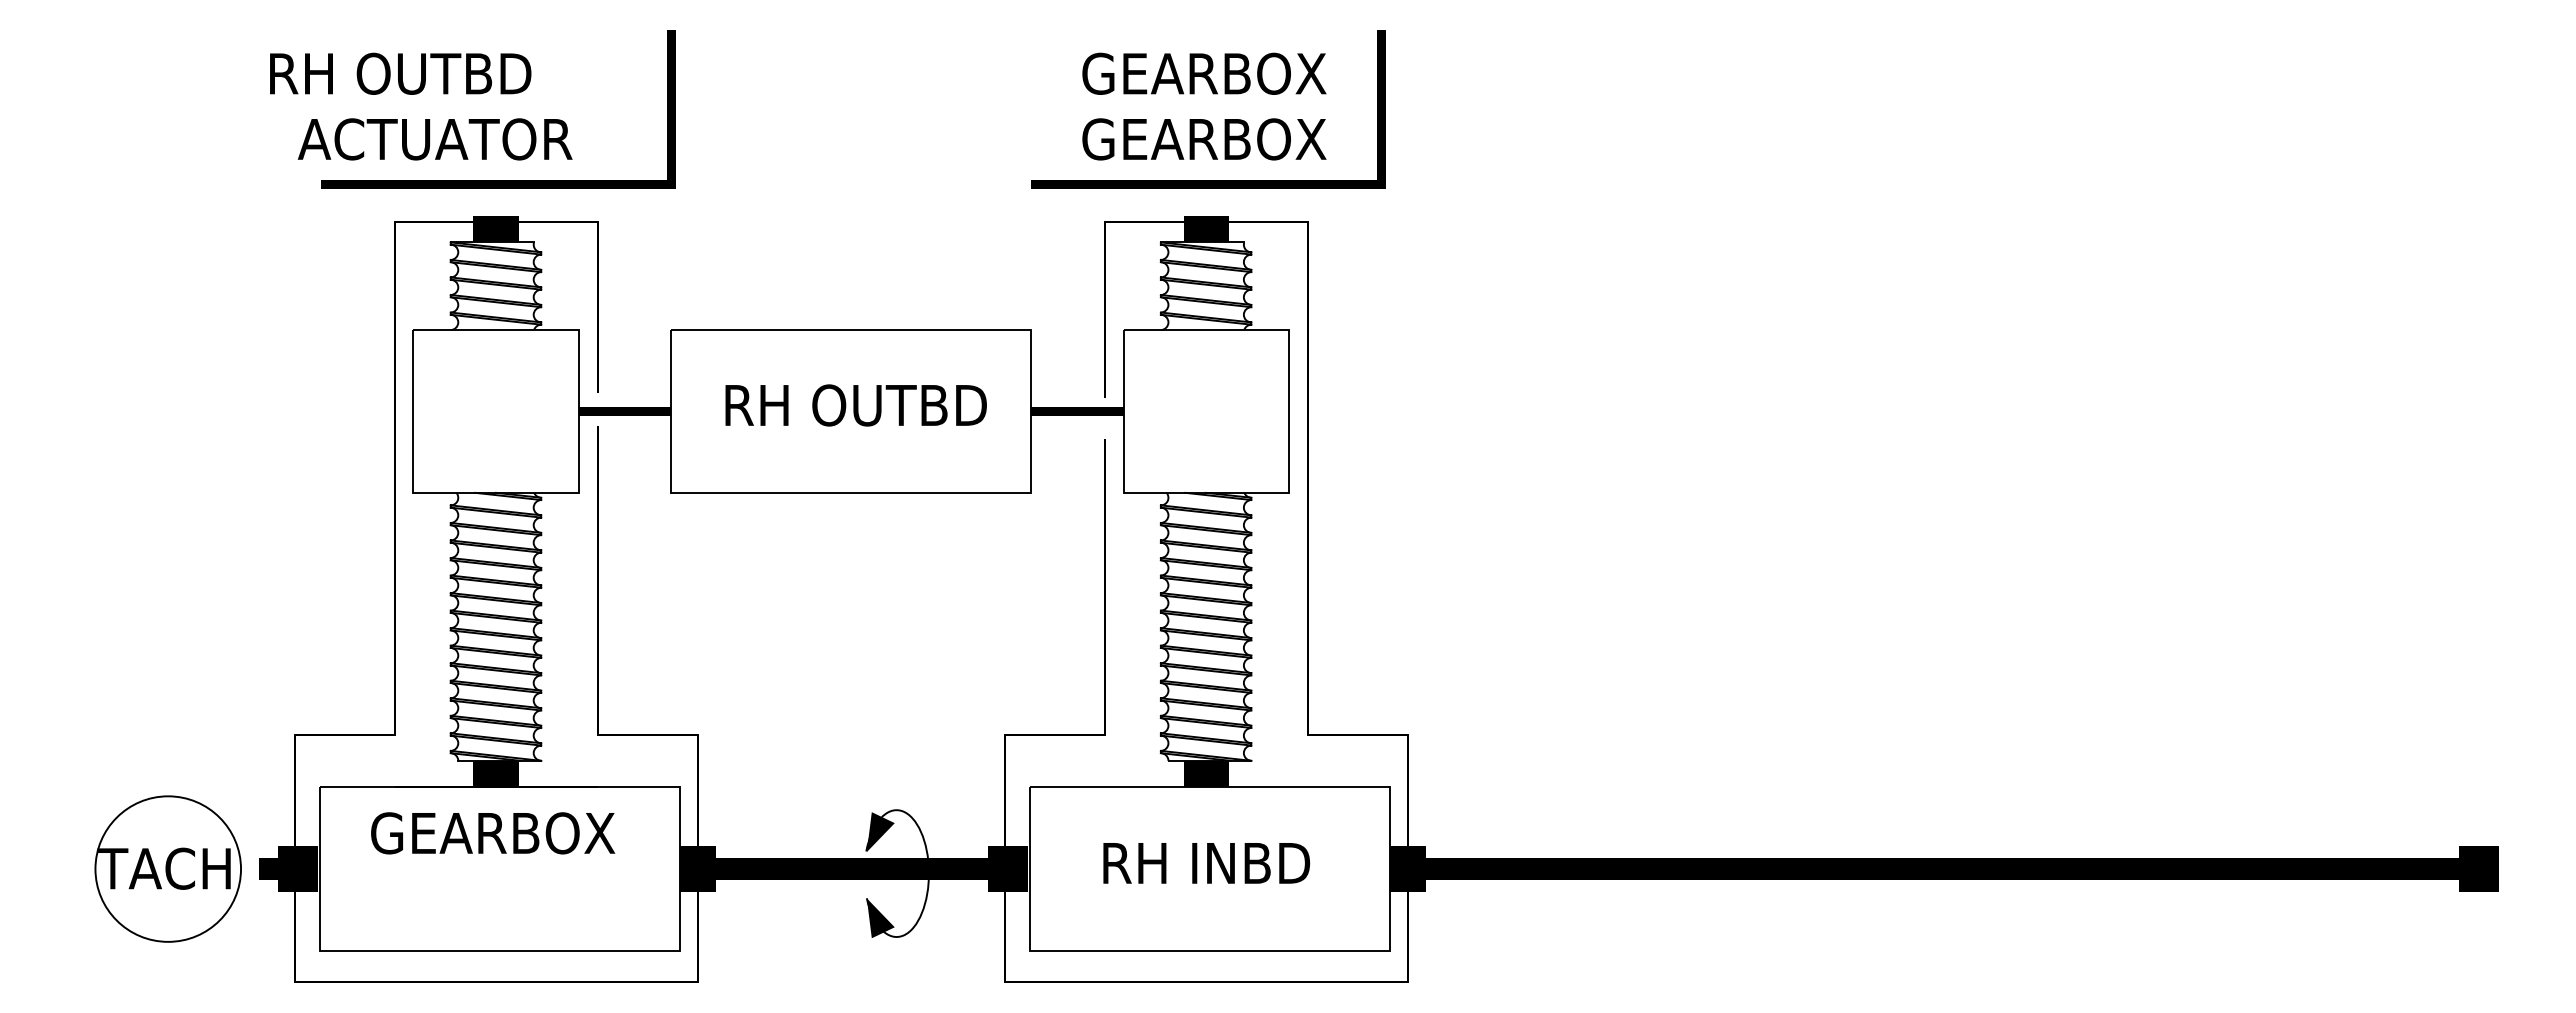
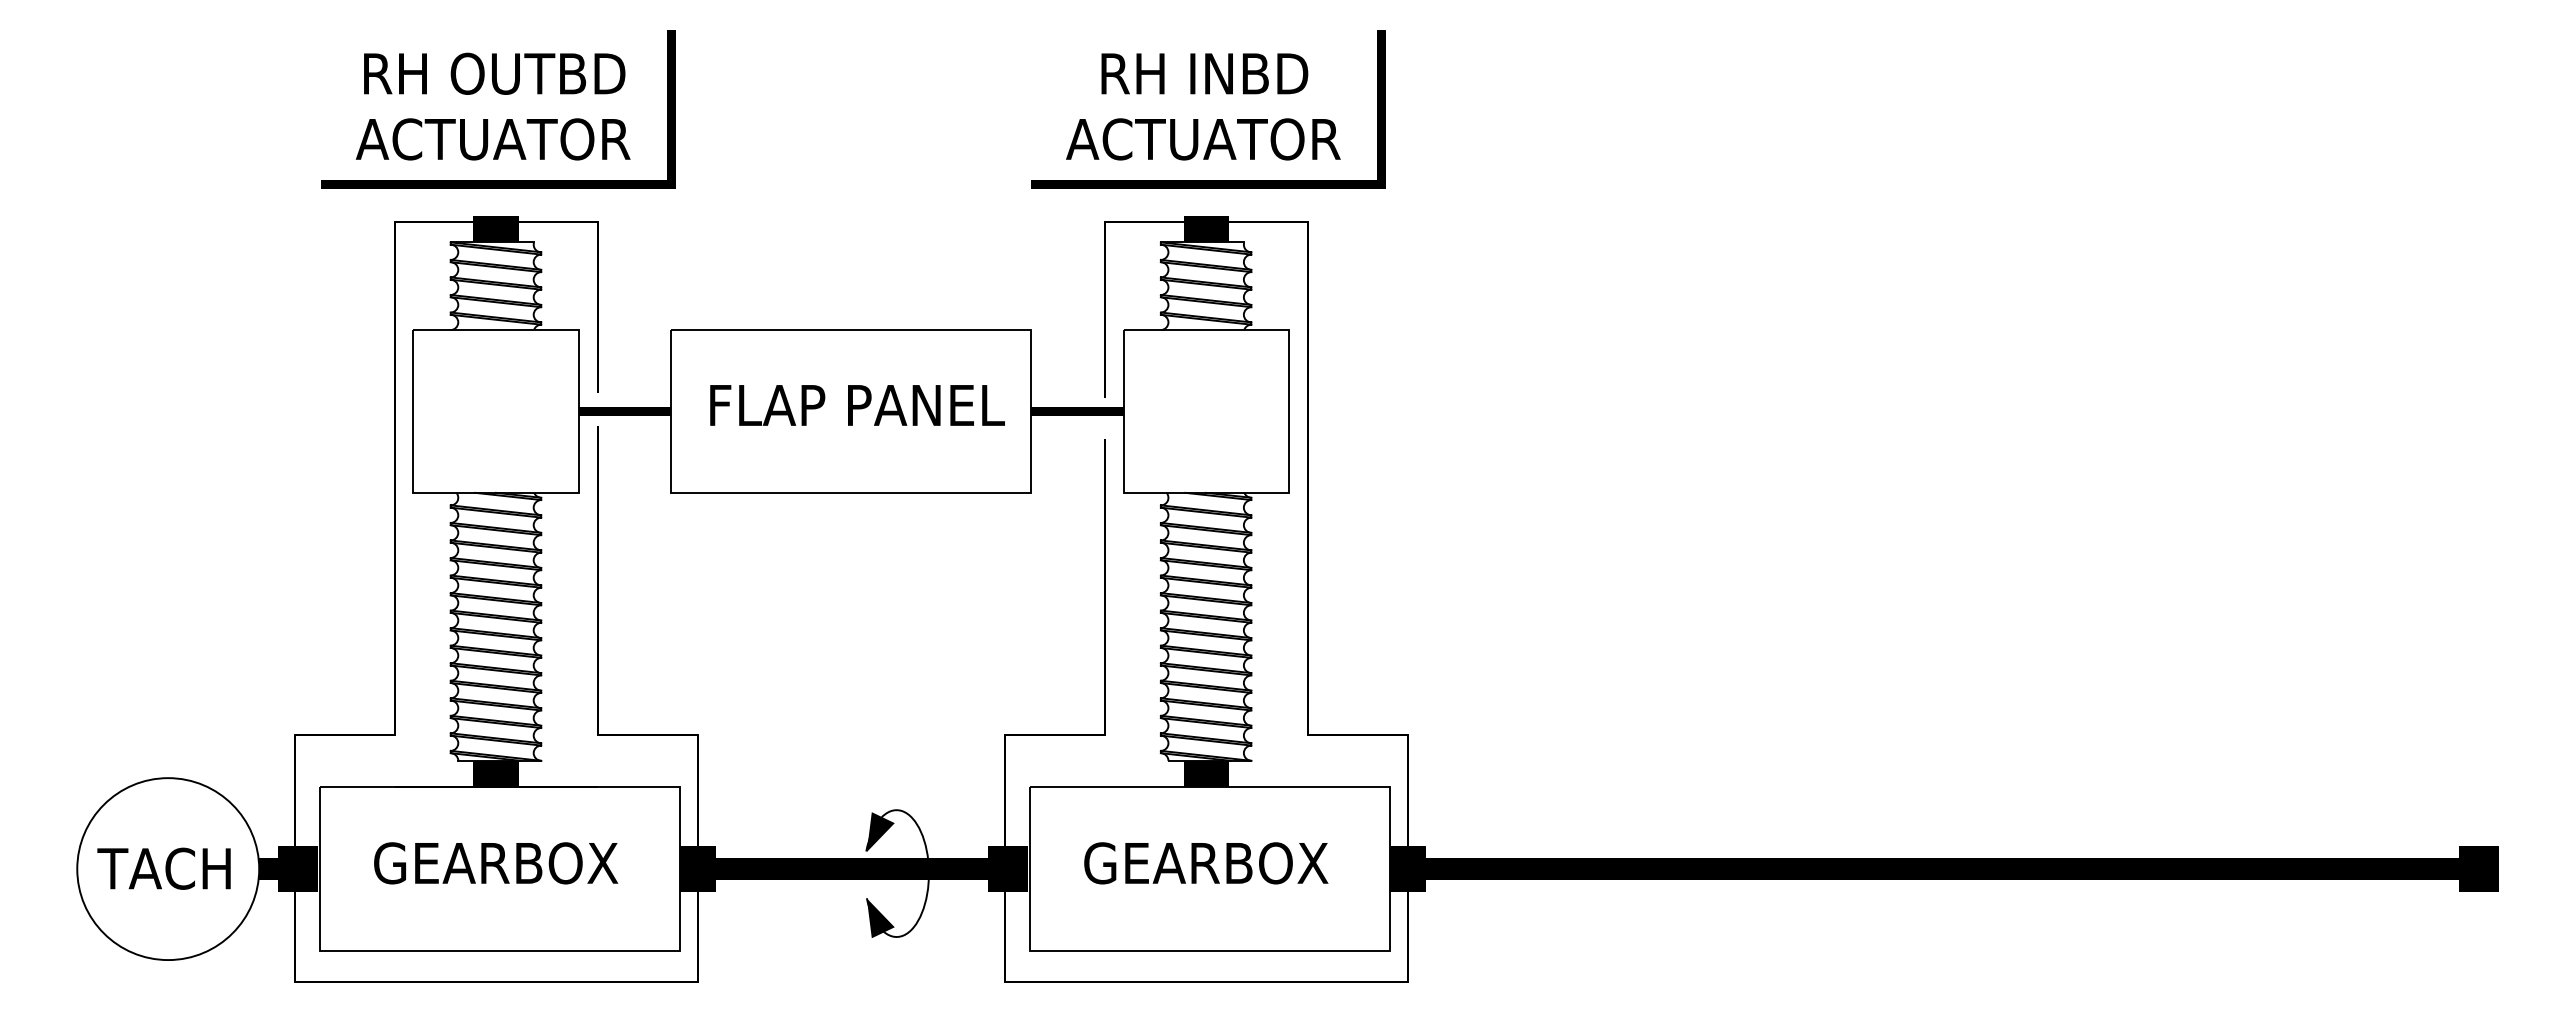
text position: (400, 73) -> (494, 73) (494, 73)
text: GEARBOX -> RH INBD (1204, 73)
text position: (434, 139) -> (492, 139) (492, 139)
text: GEARBOX -> ACTUATOR (1203, 139)
text: RH OUTBD -> FLAP PANEL (857, 405)
text position: (493, 833) -> (496, 863) (496, 863)
text: RH INBD -> GEARBOX (1206, 863)
circle diameter: 146 px -> 182 px (168, 869)
